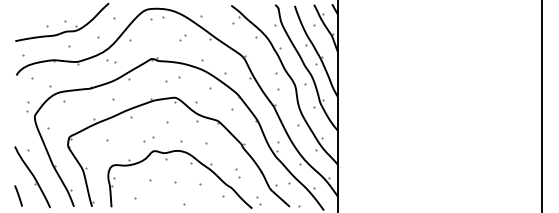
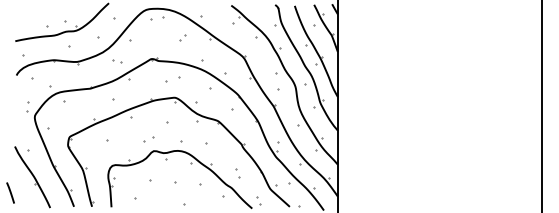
part position: (111, 61) -> (117, 61) (117, 61)
line position: (18, 195) -> (10, 192) (10, 192)
